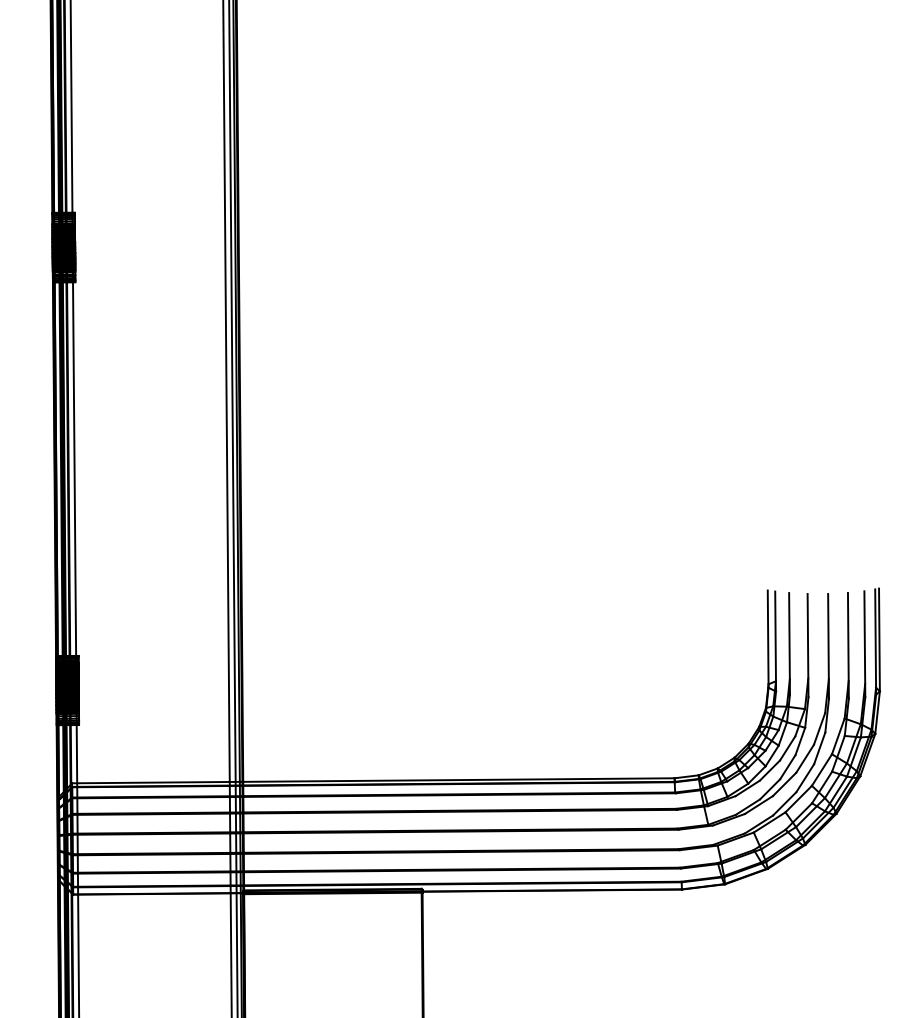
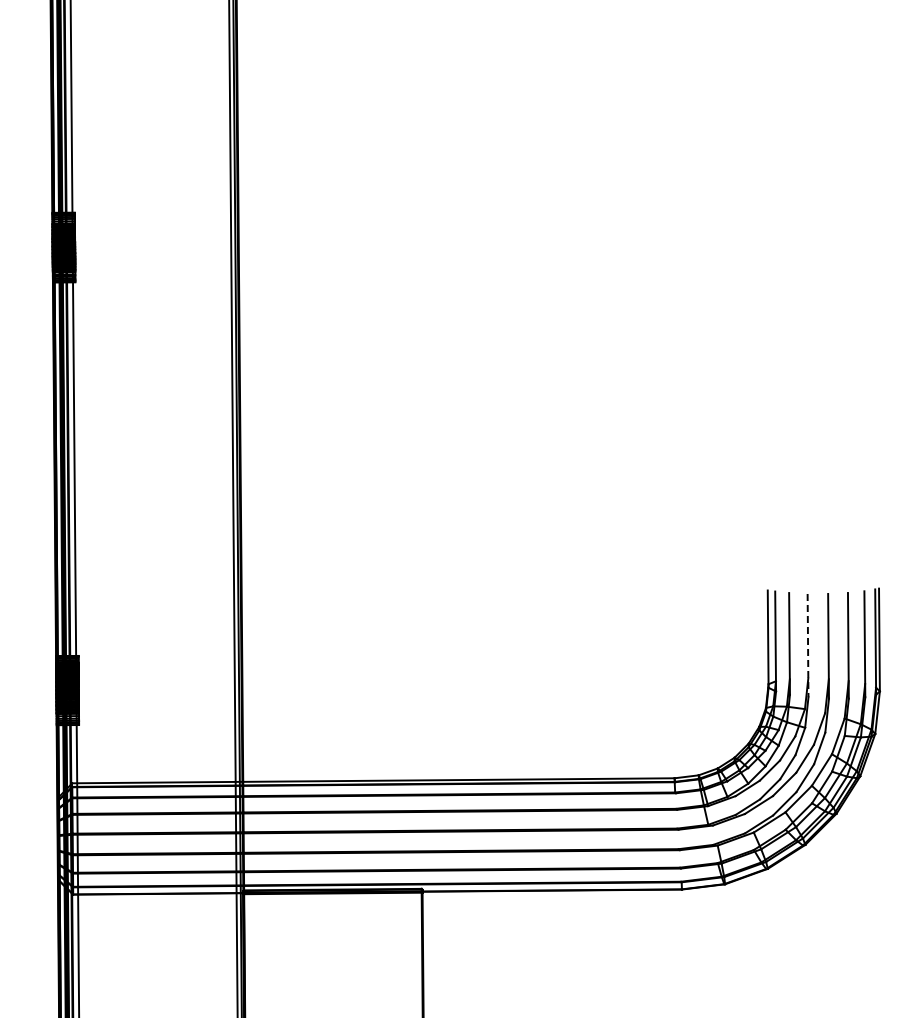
line: present -> none (227, 508)
line: solid -> dashed (808, 645)
